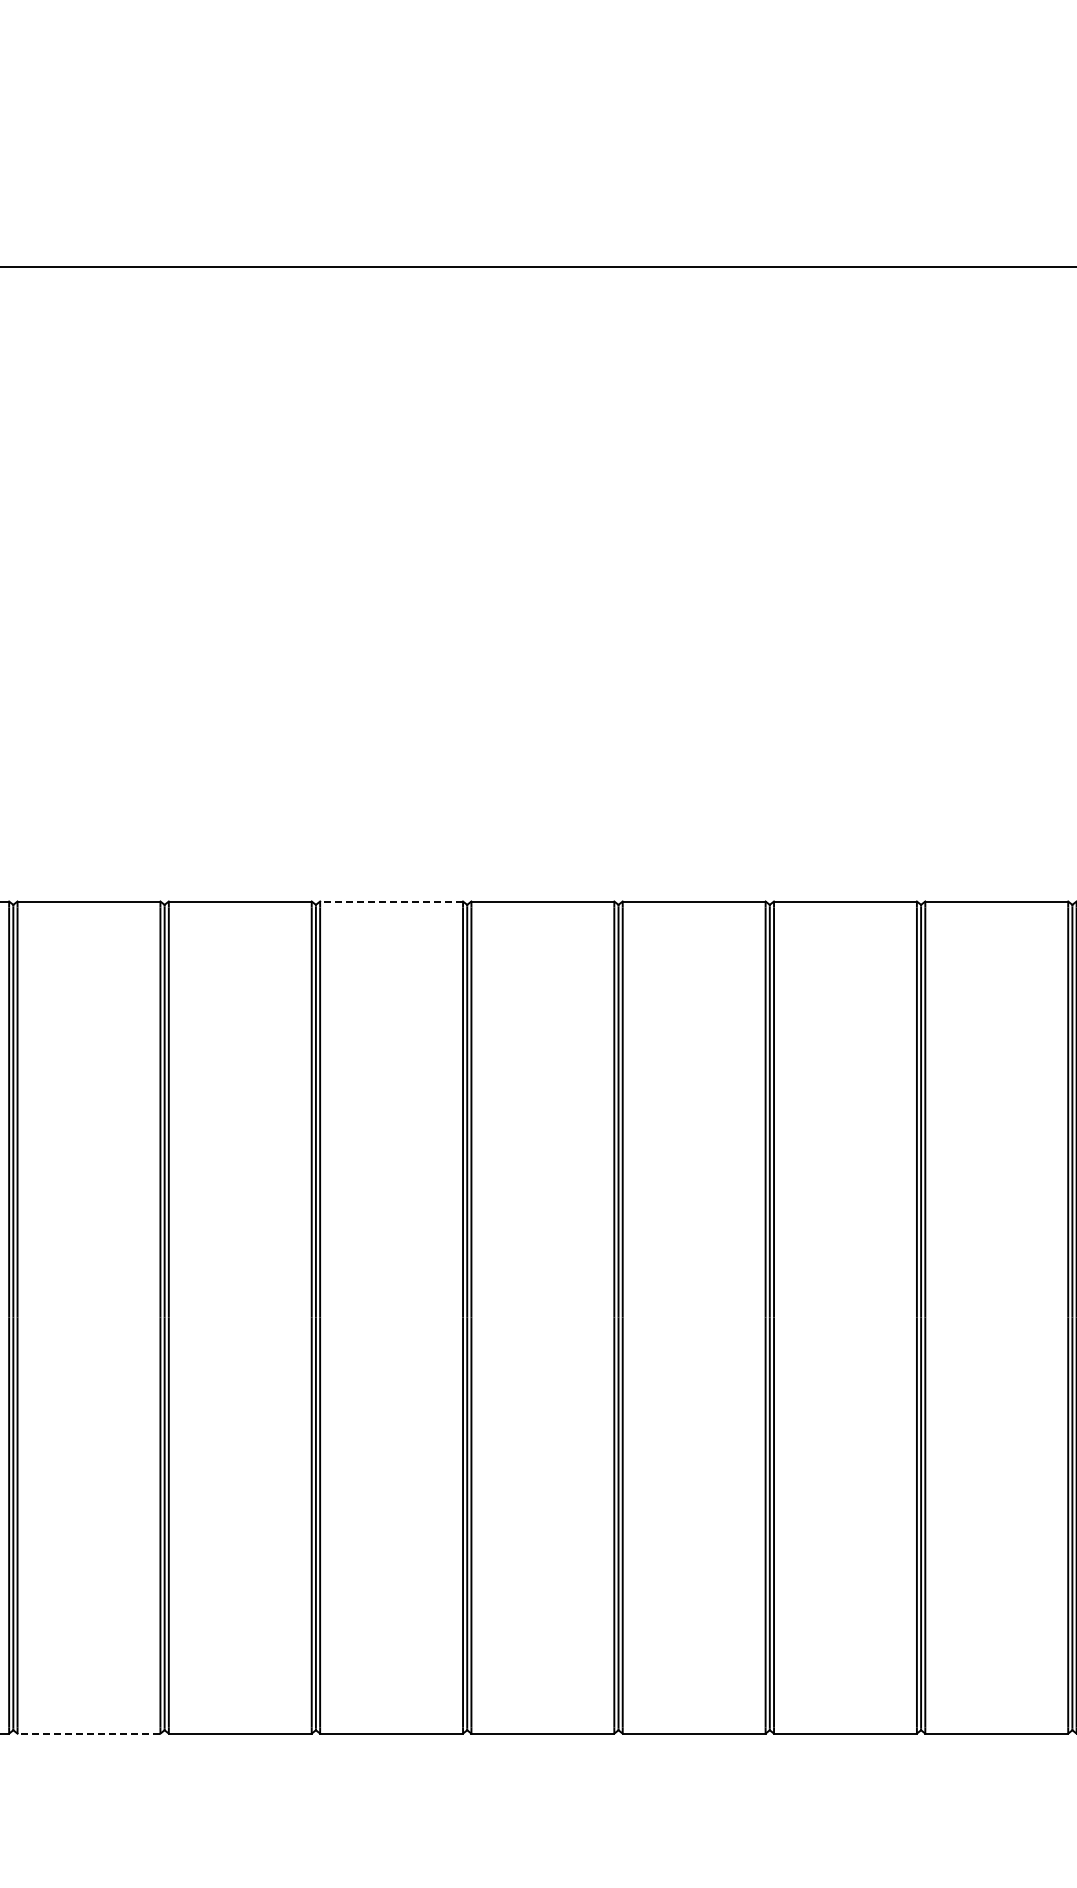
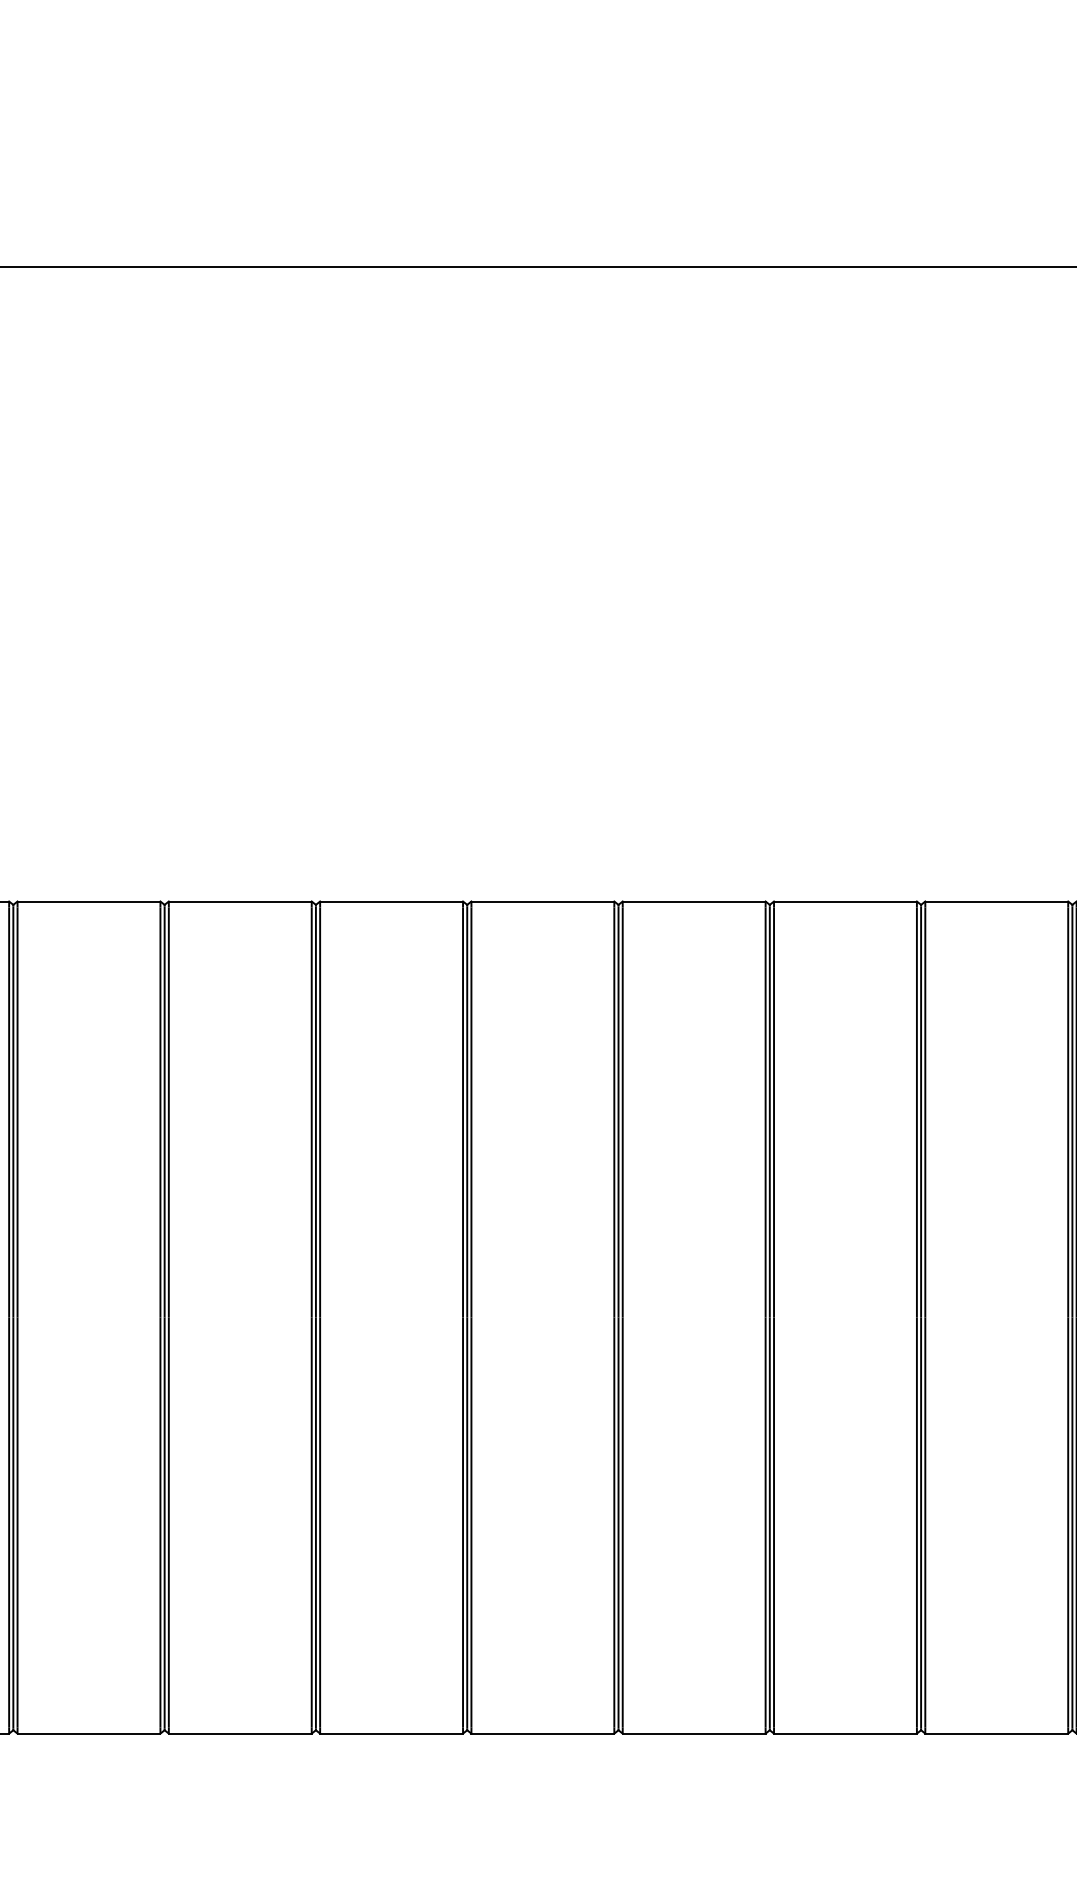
line: dashed -> solid (391, 901)
line: dashed -> solid (88, 1733)
